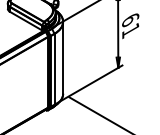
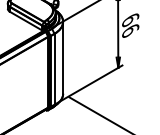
text: 61 -> 66 (130, 31)
